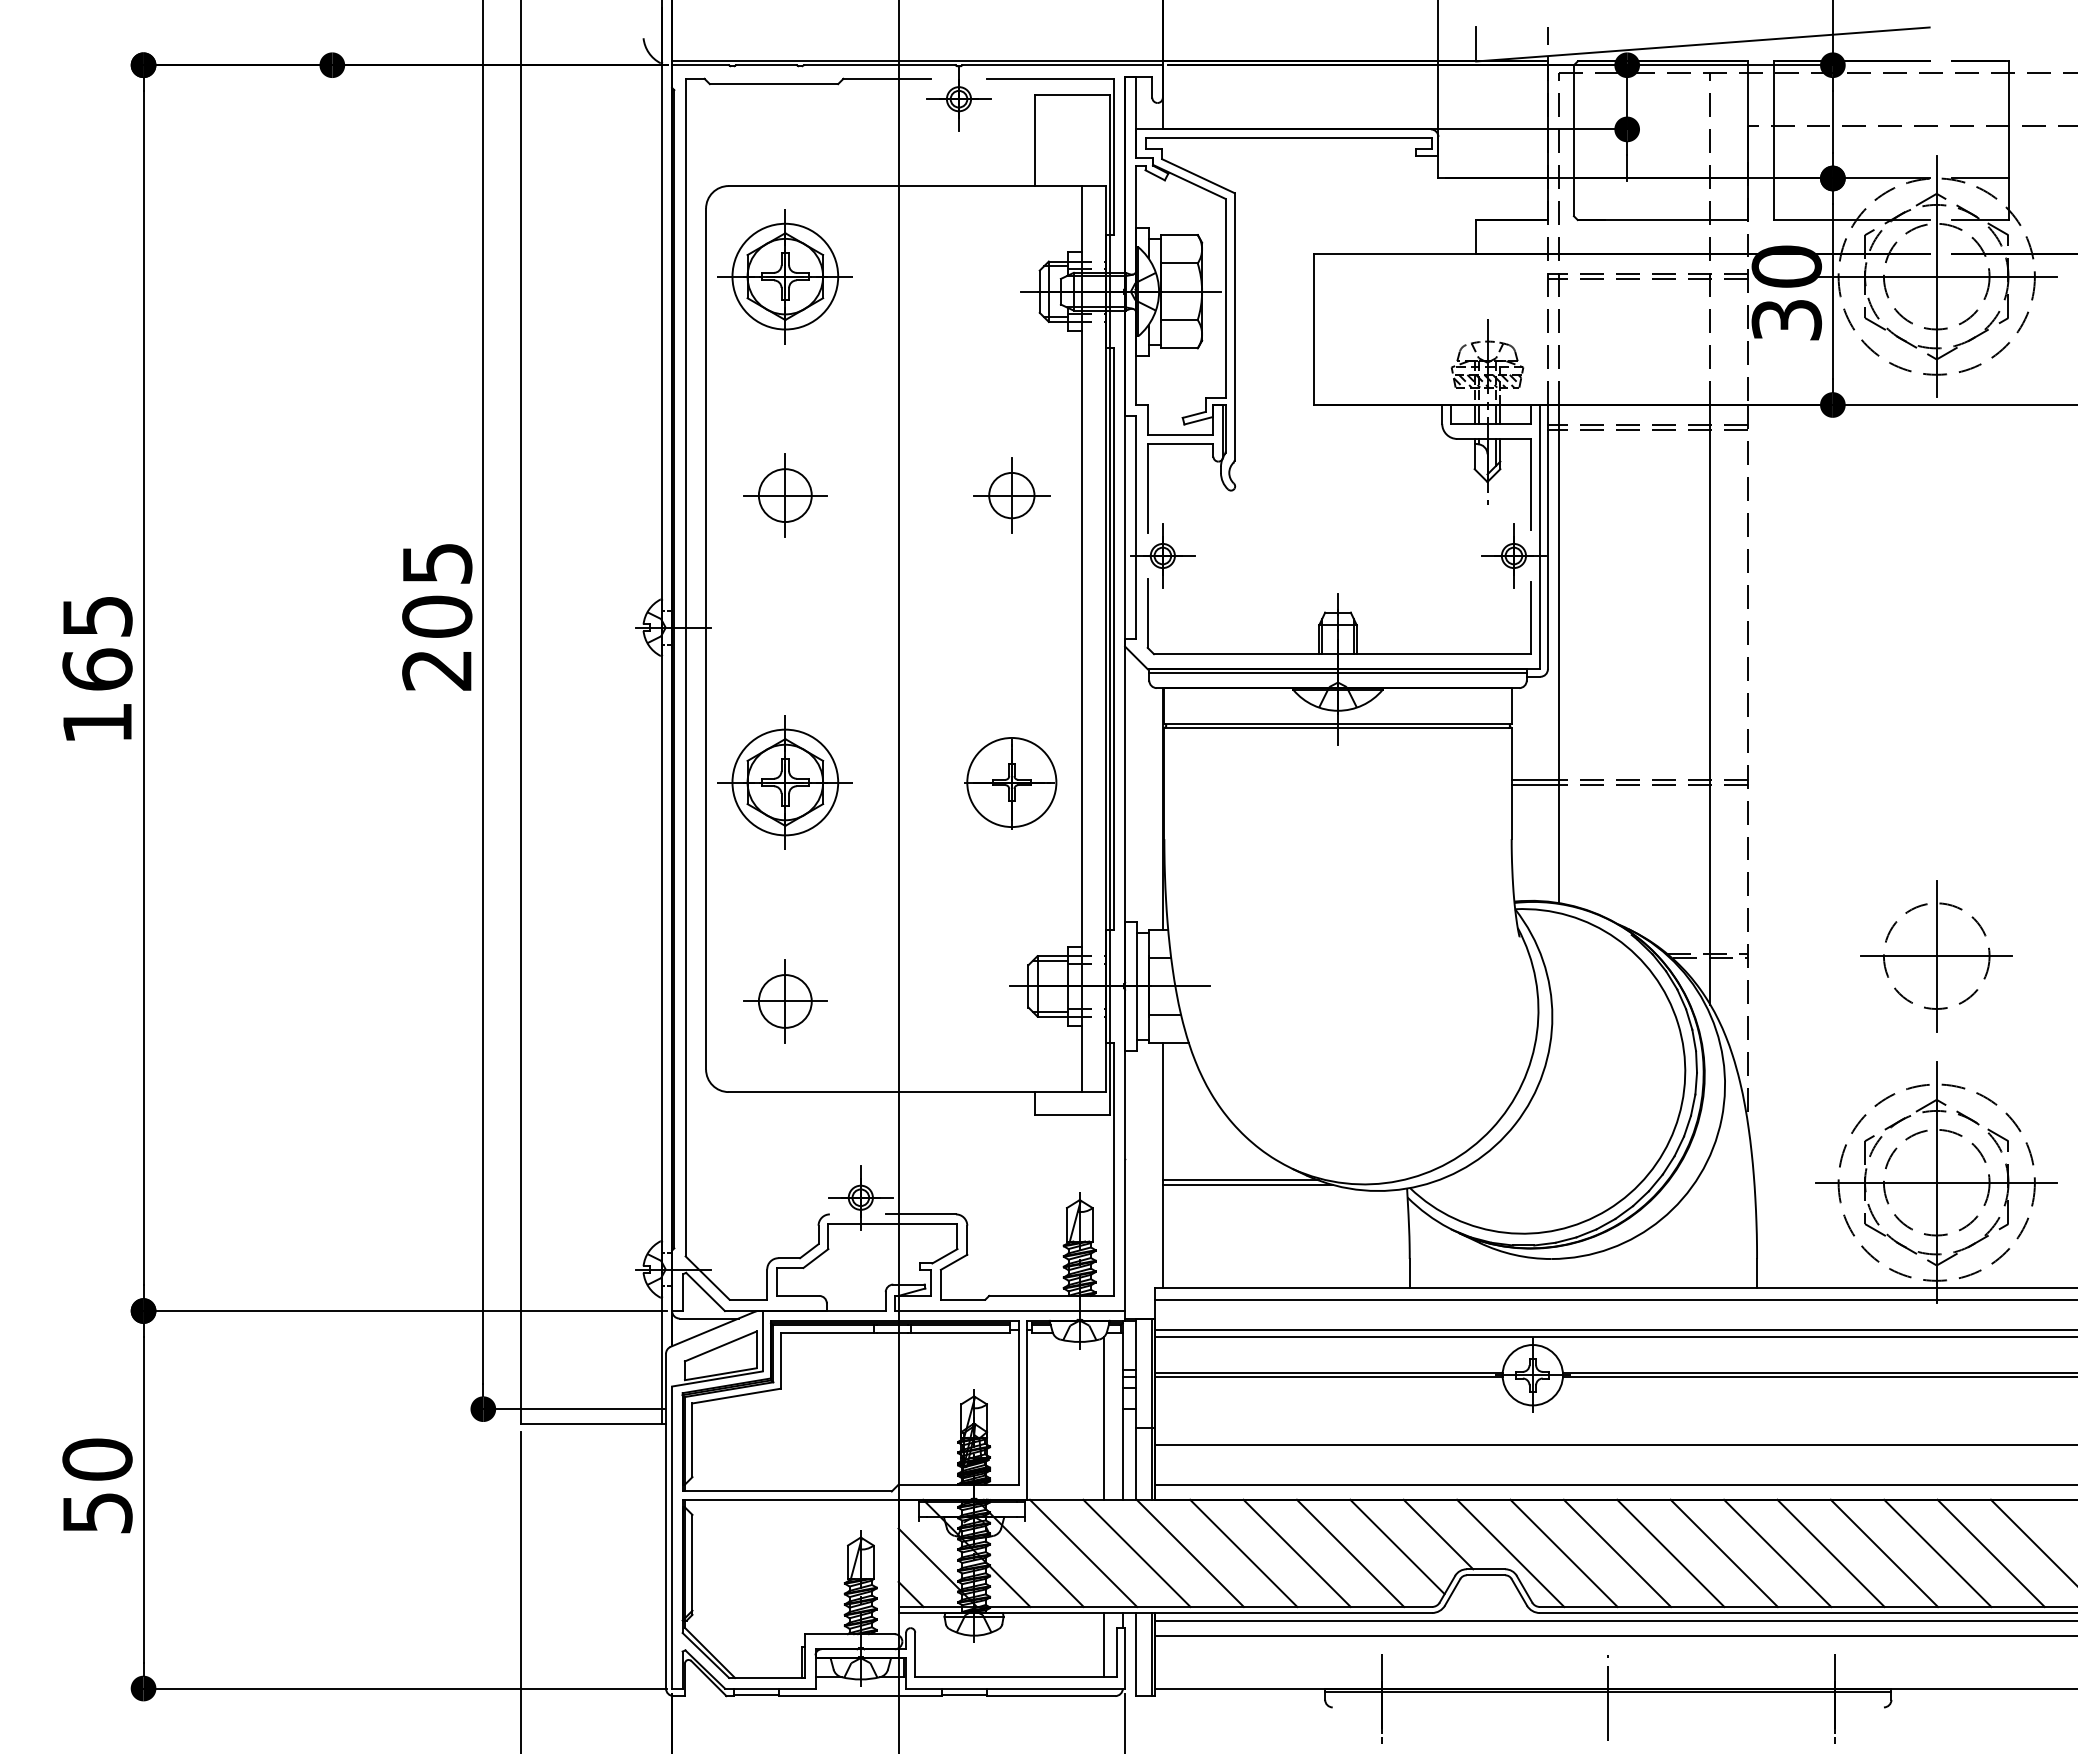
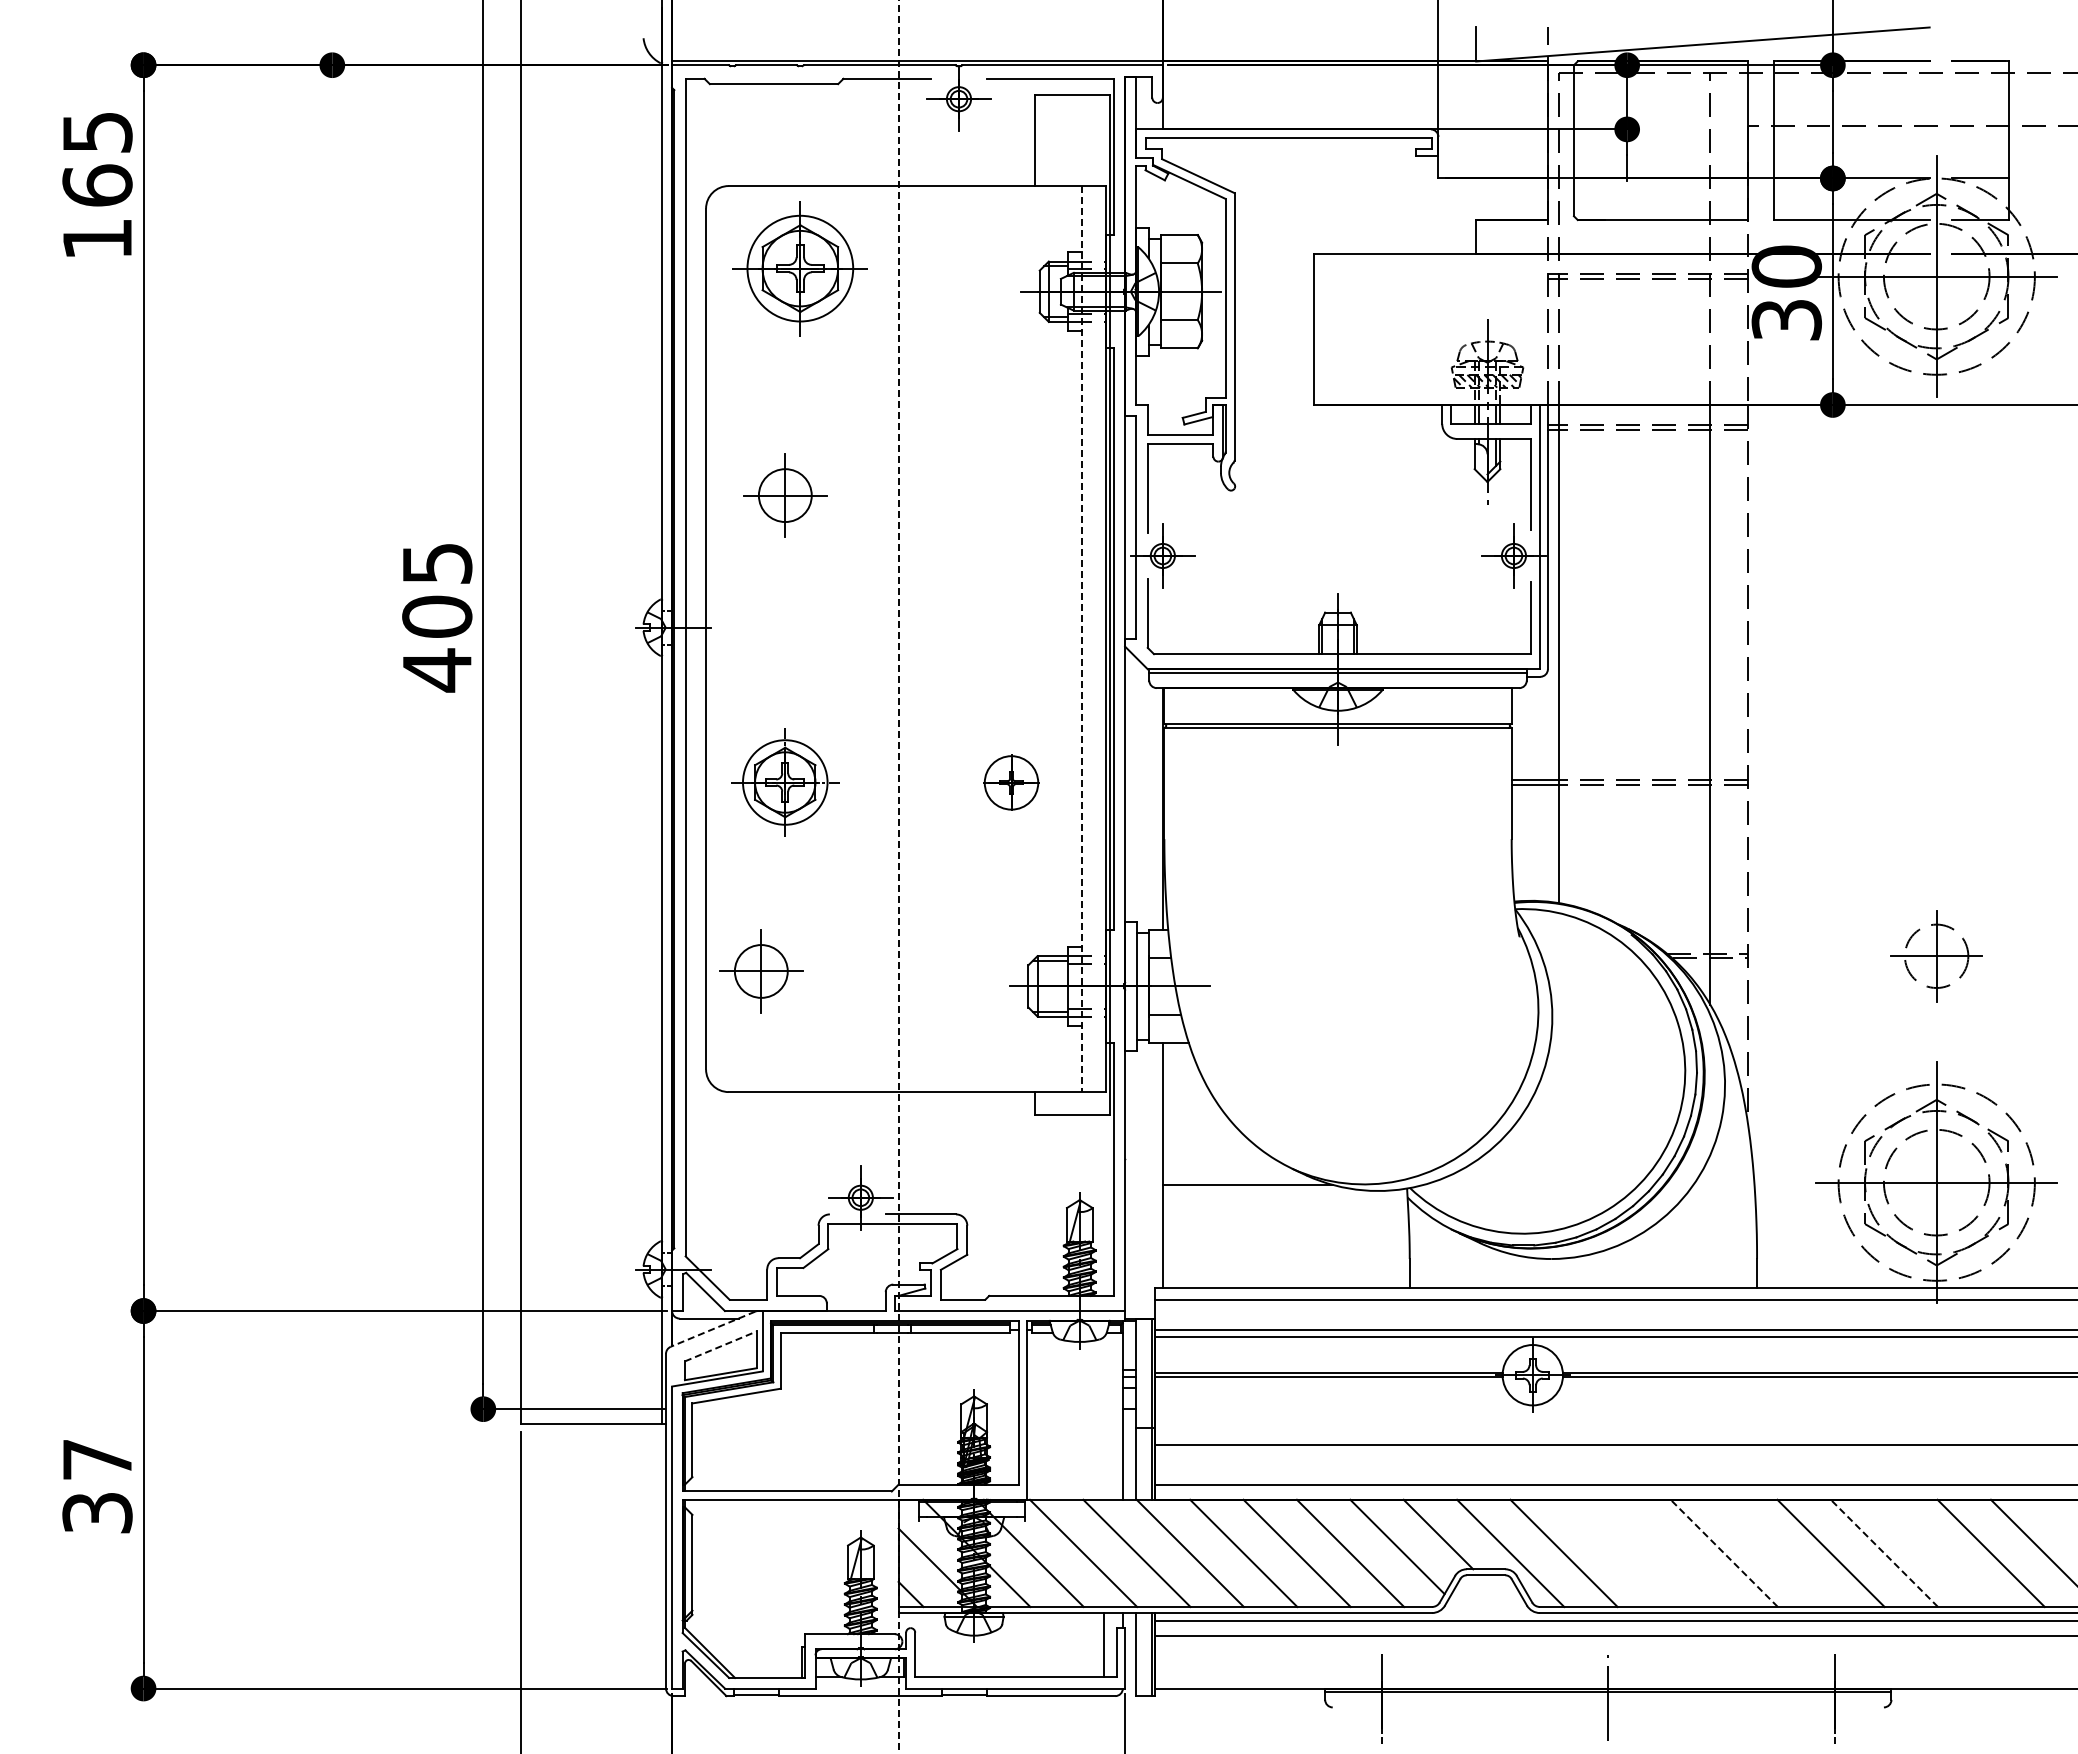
part position: (784, 276) -> (799, 268) (799, 268)
part: present -> none (1011, 495)
line: solid -> dashed (1082, 639)
text position: (97, 668) -> (97, 184) (97, 184)
text: 205 -> 405 (436, 670)
part size: 136x135 px -> 109x109 px (785, 782)
part size: 94x93 px -> 57x57 px (1011, 782)
line: solid -> dashed (898, 876)
part size: 153x153 px -> 93x93 px (1936, 956)
part position: (785, 1001) -> (761, 971) (761, 971)
line: present -> none (1240, 1180)
line: solid -> dashed (712, 1329)
line: solid -> dashed (720, 1346)
line: present -> none (1103, 1418)
text: 50 -> 37 (97, 1485)
line: present -> none (1617, 1553)
line: present -> none (1670, 1553)
line: solid -> dashed (1724, 1553)
line: present -> none (1777, 1553)
line: solid -> dashed (1884, 1553)
line: present -> none (1937, 1553)
